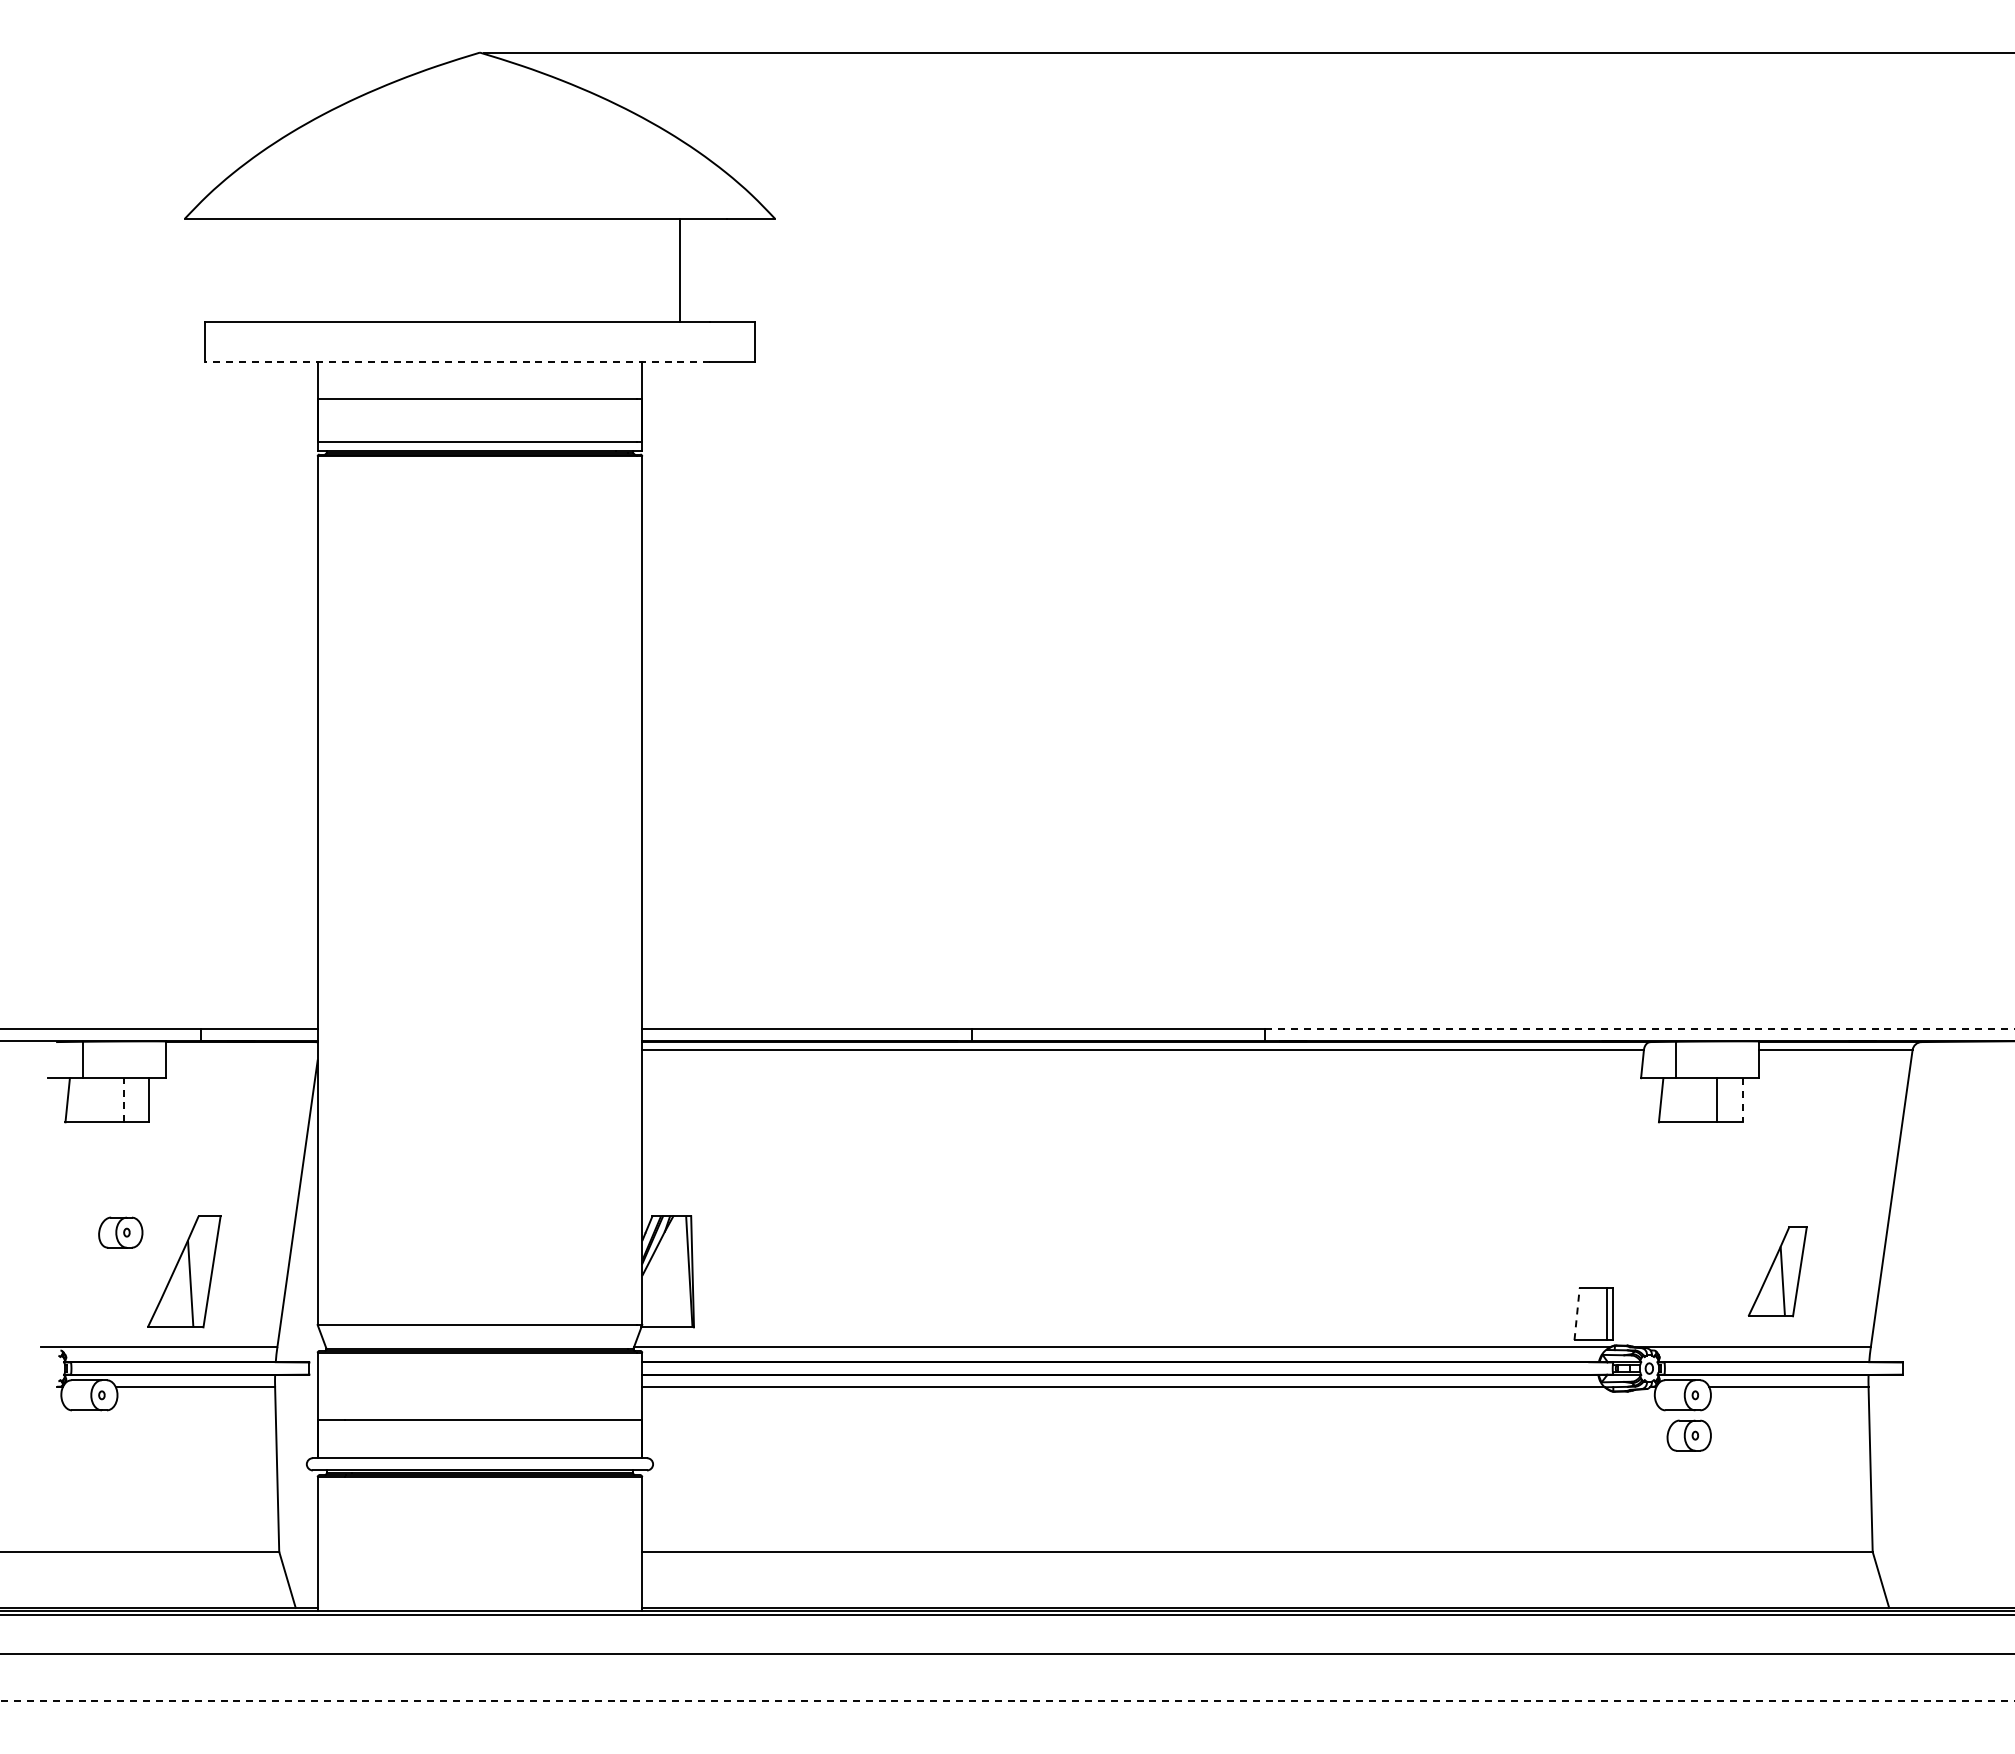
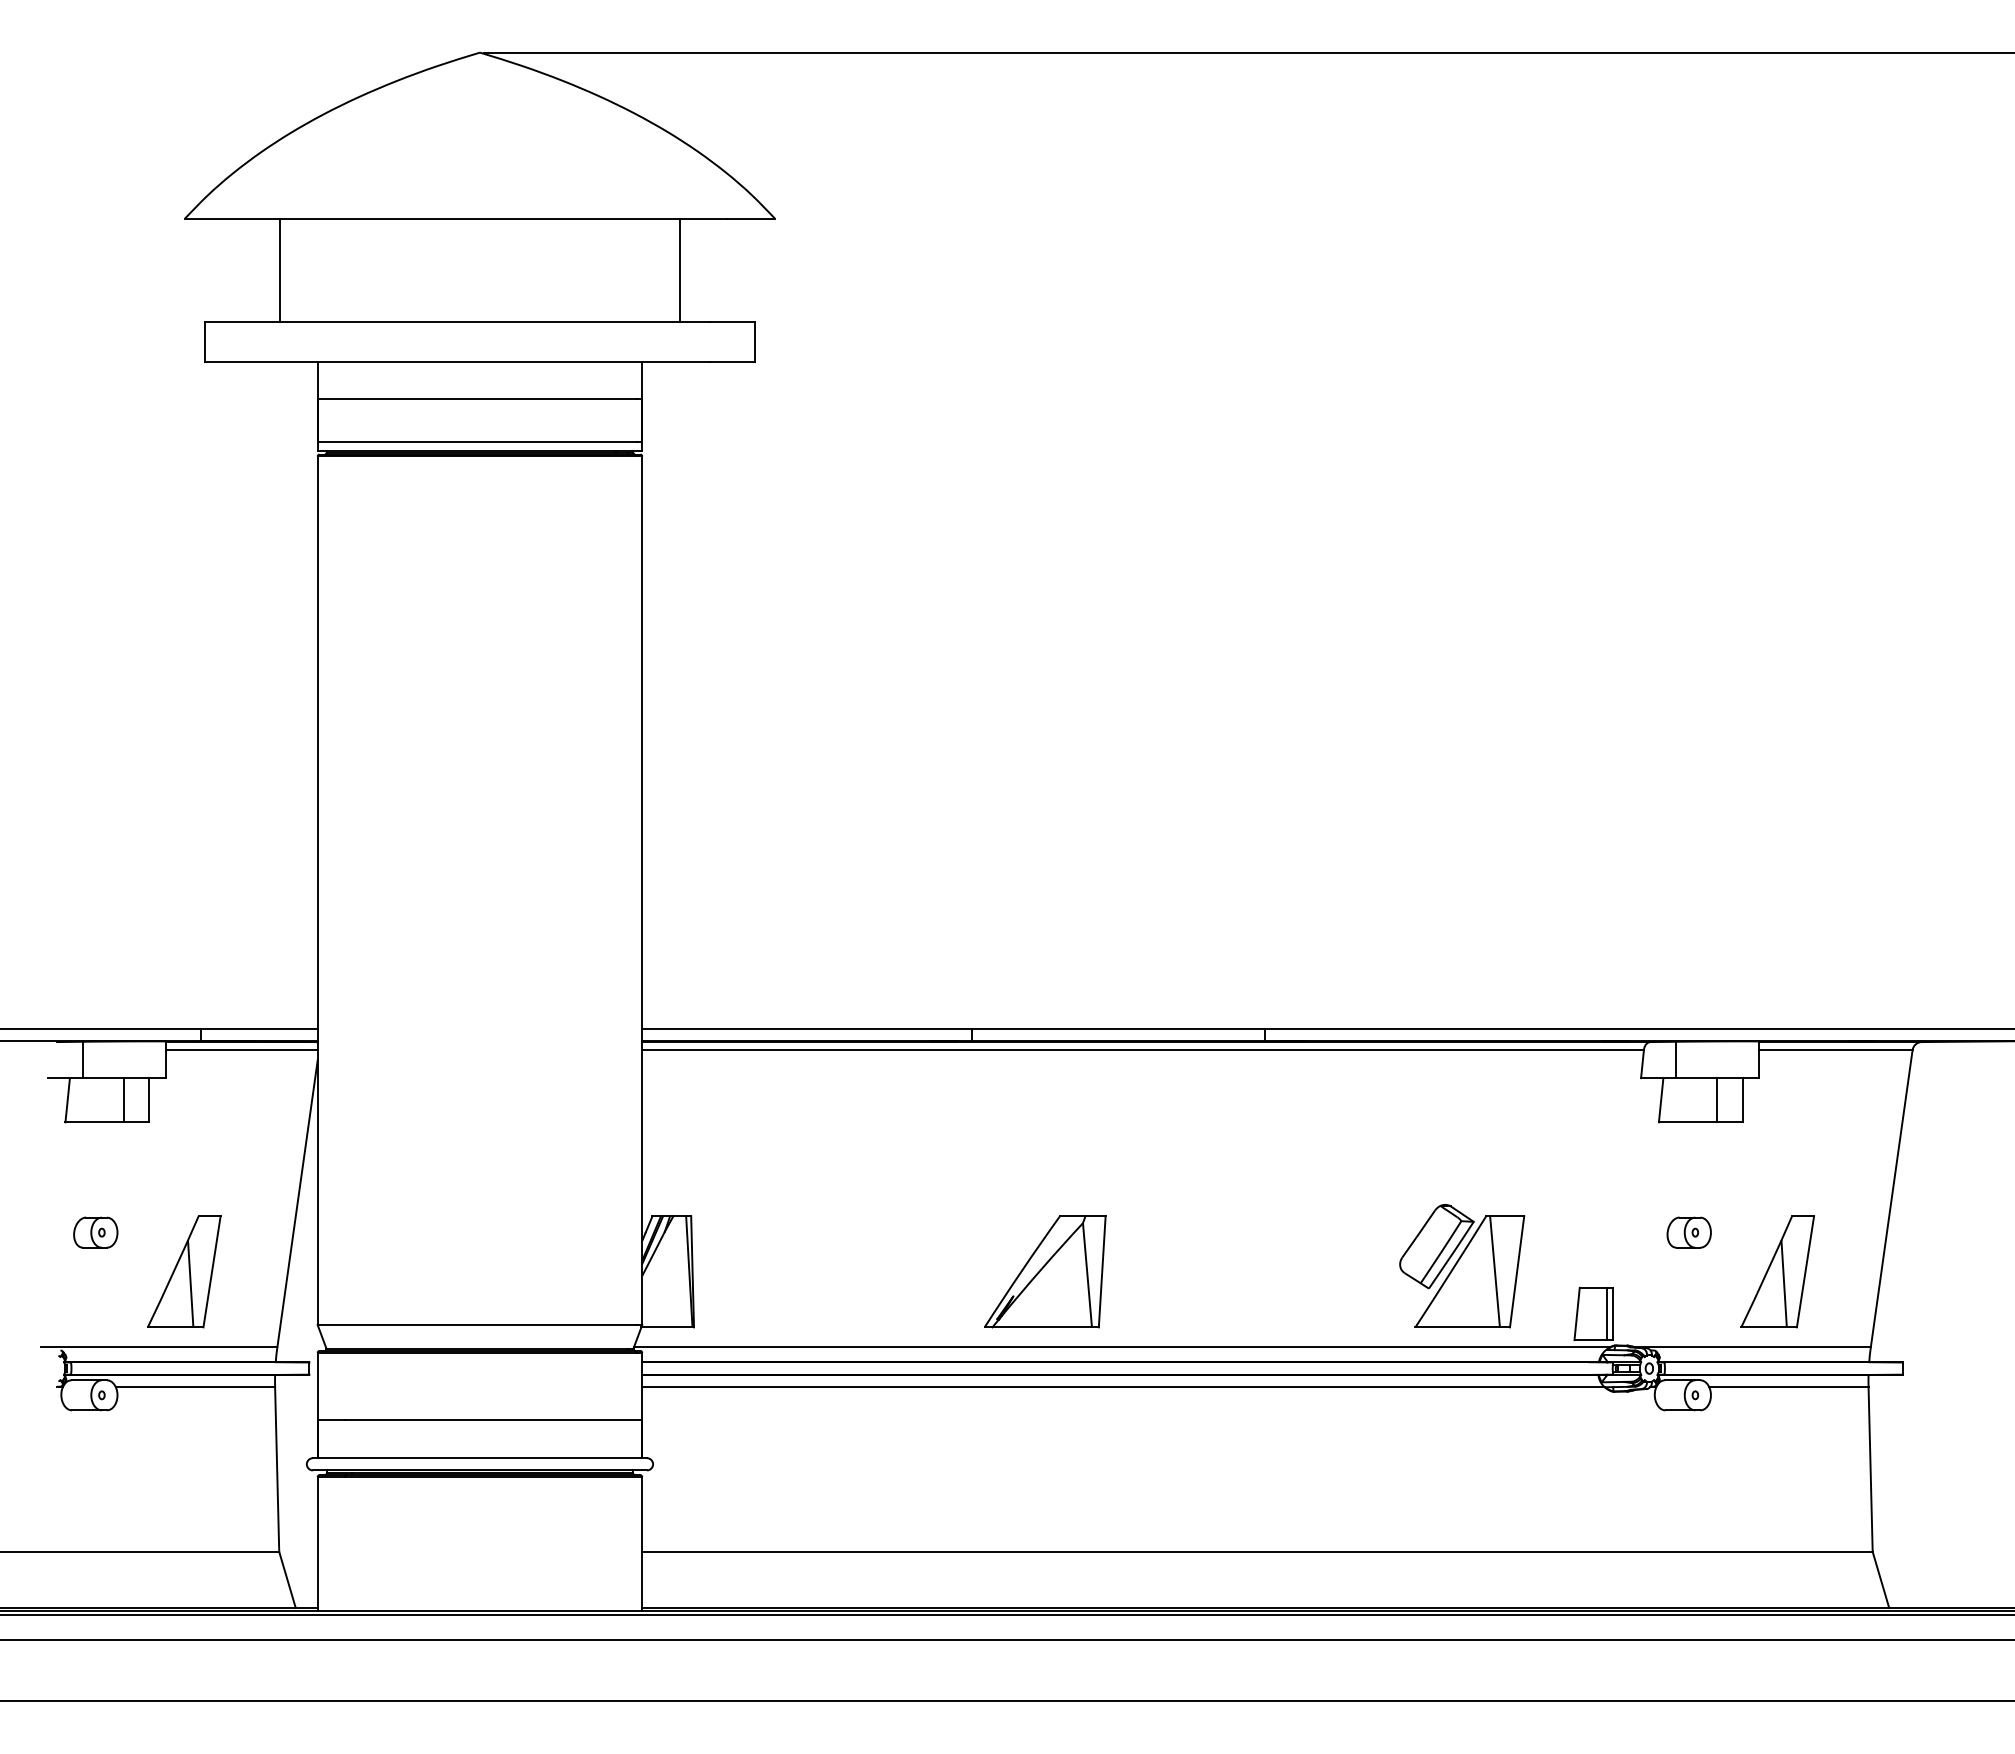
line: none -> present (280, 270)
line: dashed -> solid (457, 362)
line: dashed -> solid (1639, 1029)
line: none -> present (241, 1050)
line: dashed -> solid (123, 1099)
line: dashed -> solid (1742, 1100)
part position: (120, 1232) -> (95, 1232) (95, 1232)
part: none -> present (1462, 1266)
part: none -> present (1045, 1271)
part size: 61x92 px -> 75x114 px (1777, 1271)
line: dashed -> solid (1577, 1313)
part position: (1688, 1435) -> (1688, 1232) (1688, 1232)
line position: (1006, 1654) -> (1006, 1640) (1006, 1640)
line: dashed -> solid (1007, 1701)
